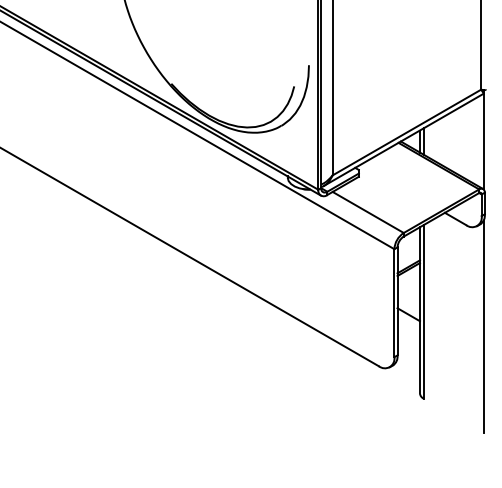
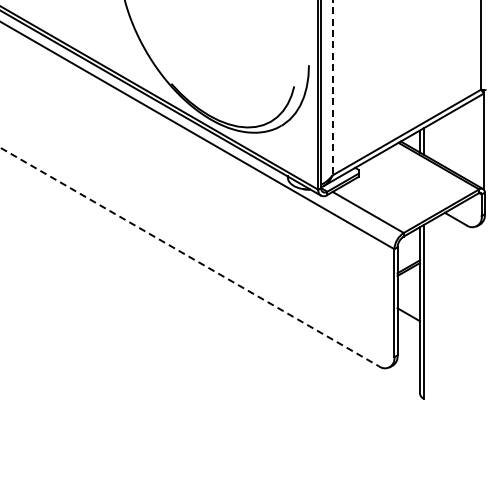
line: solid -> dashed (332, 88)
line: solid -> dashed (190, 257)
line: present -> none (483, 326)
